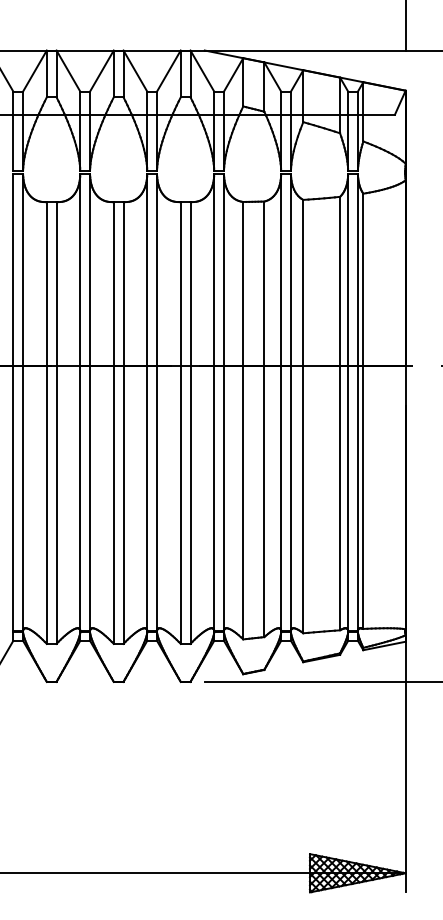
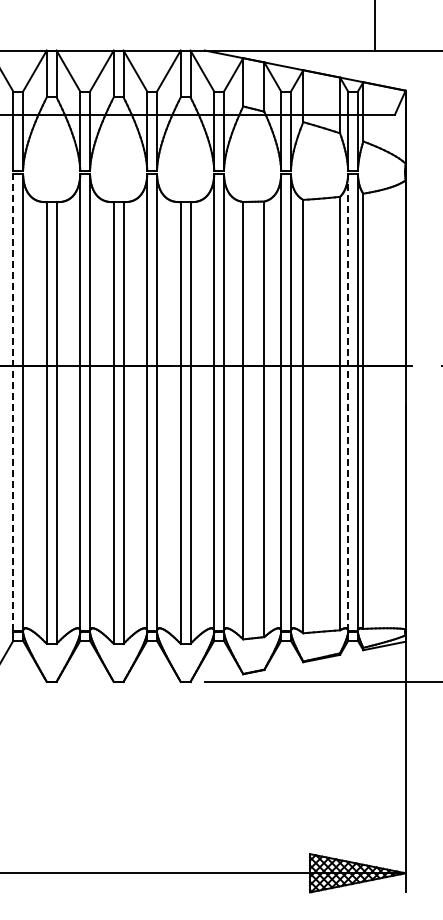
line position: (405, 26) -> (374, 26) (374, 26)
line: solid -> dashed (13, 402)
line: solid -> dashed (348, 402)
